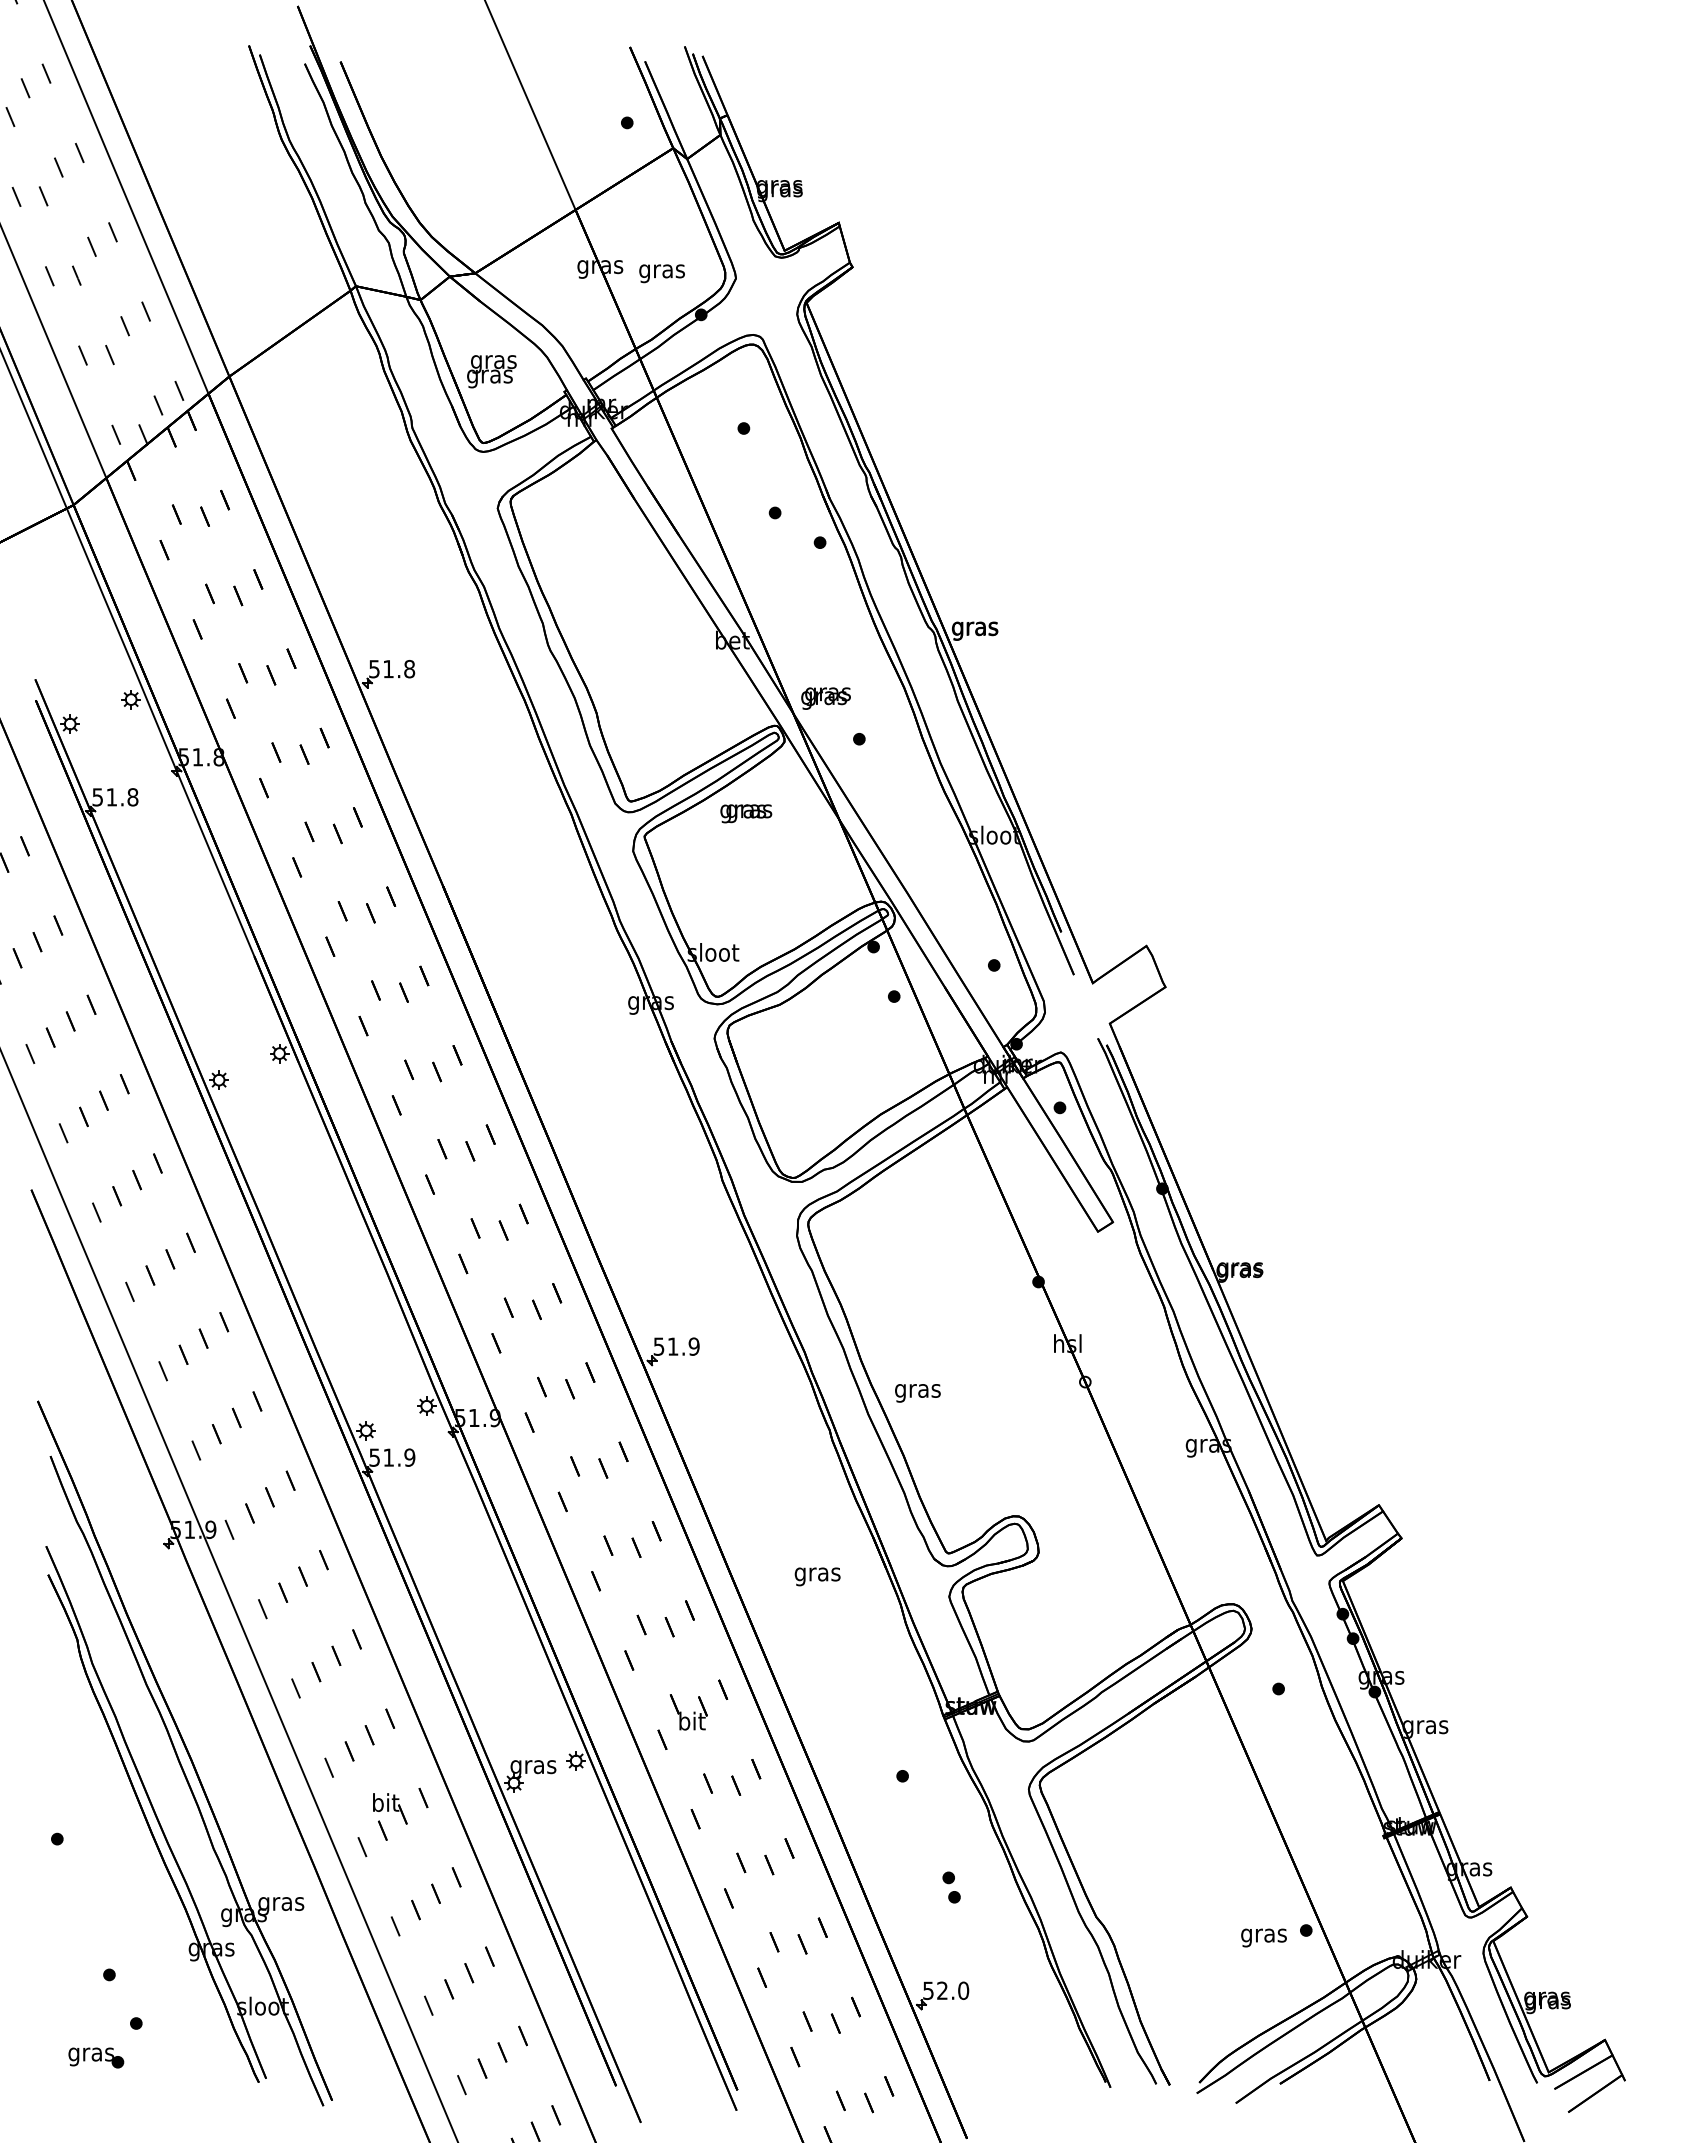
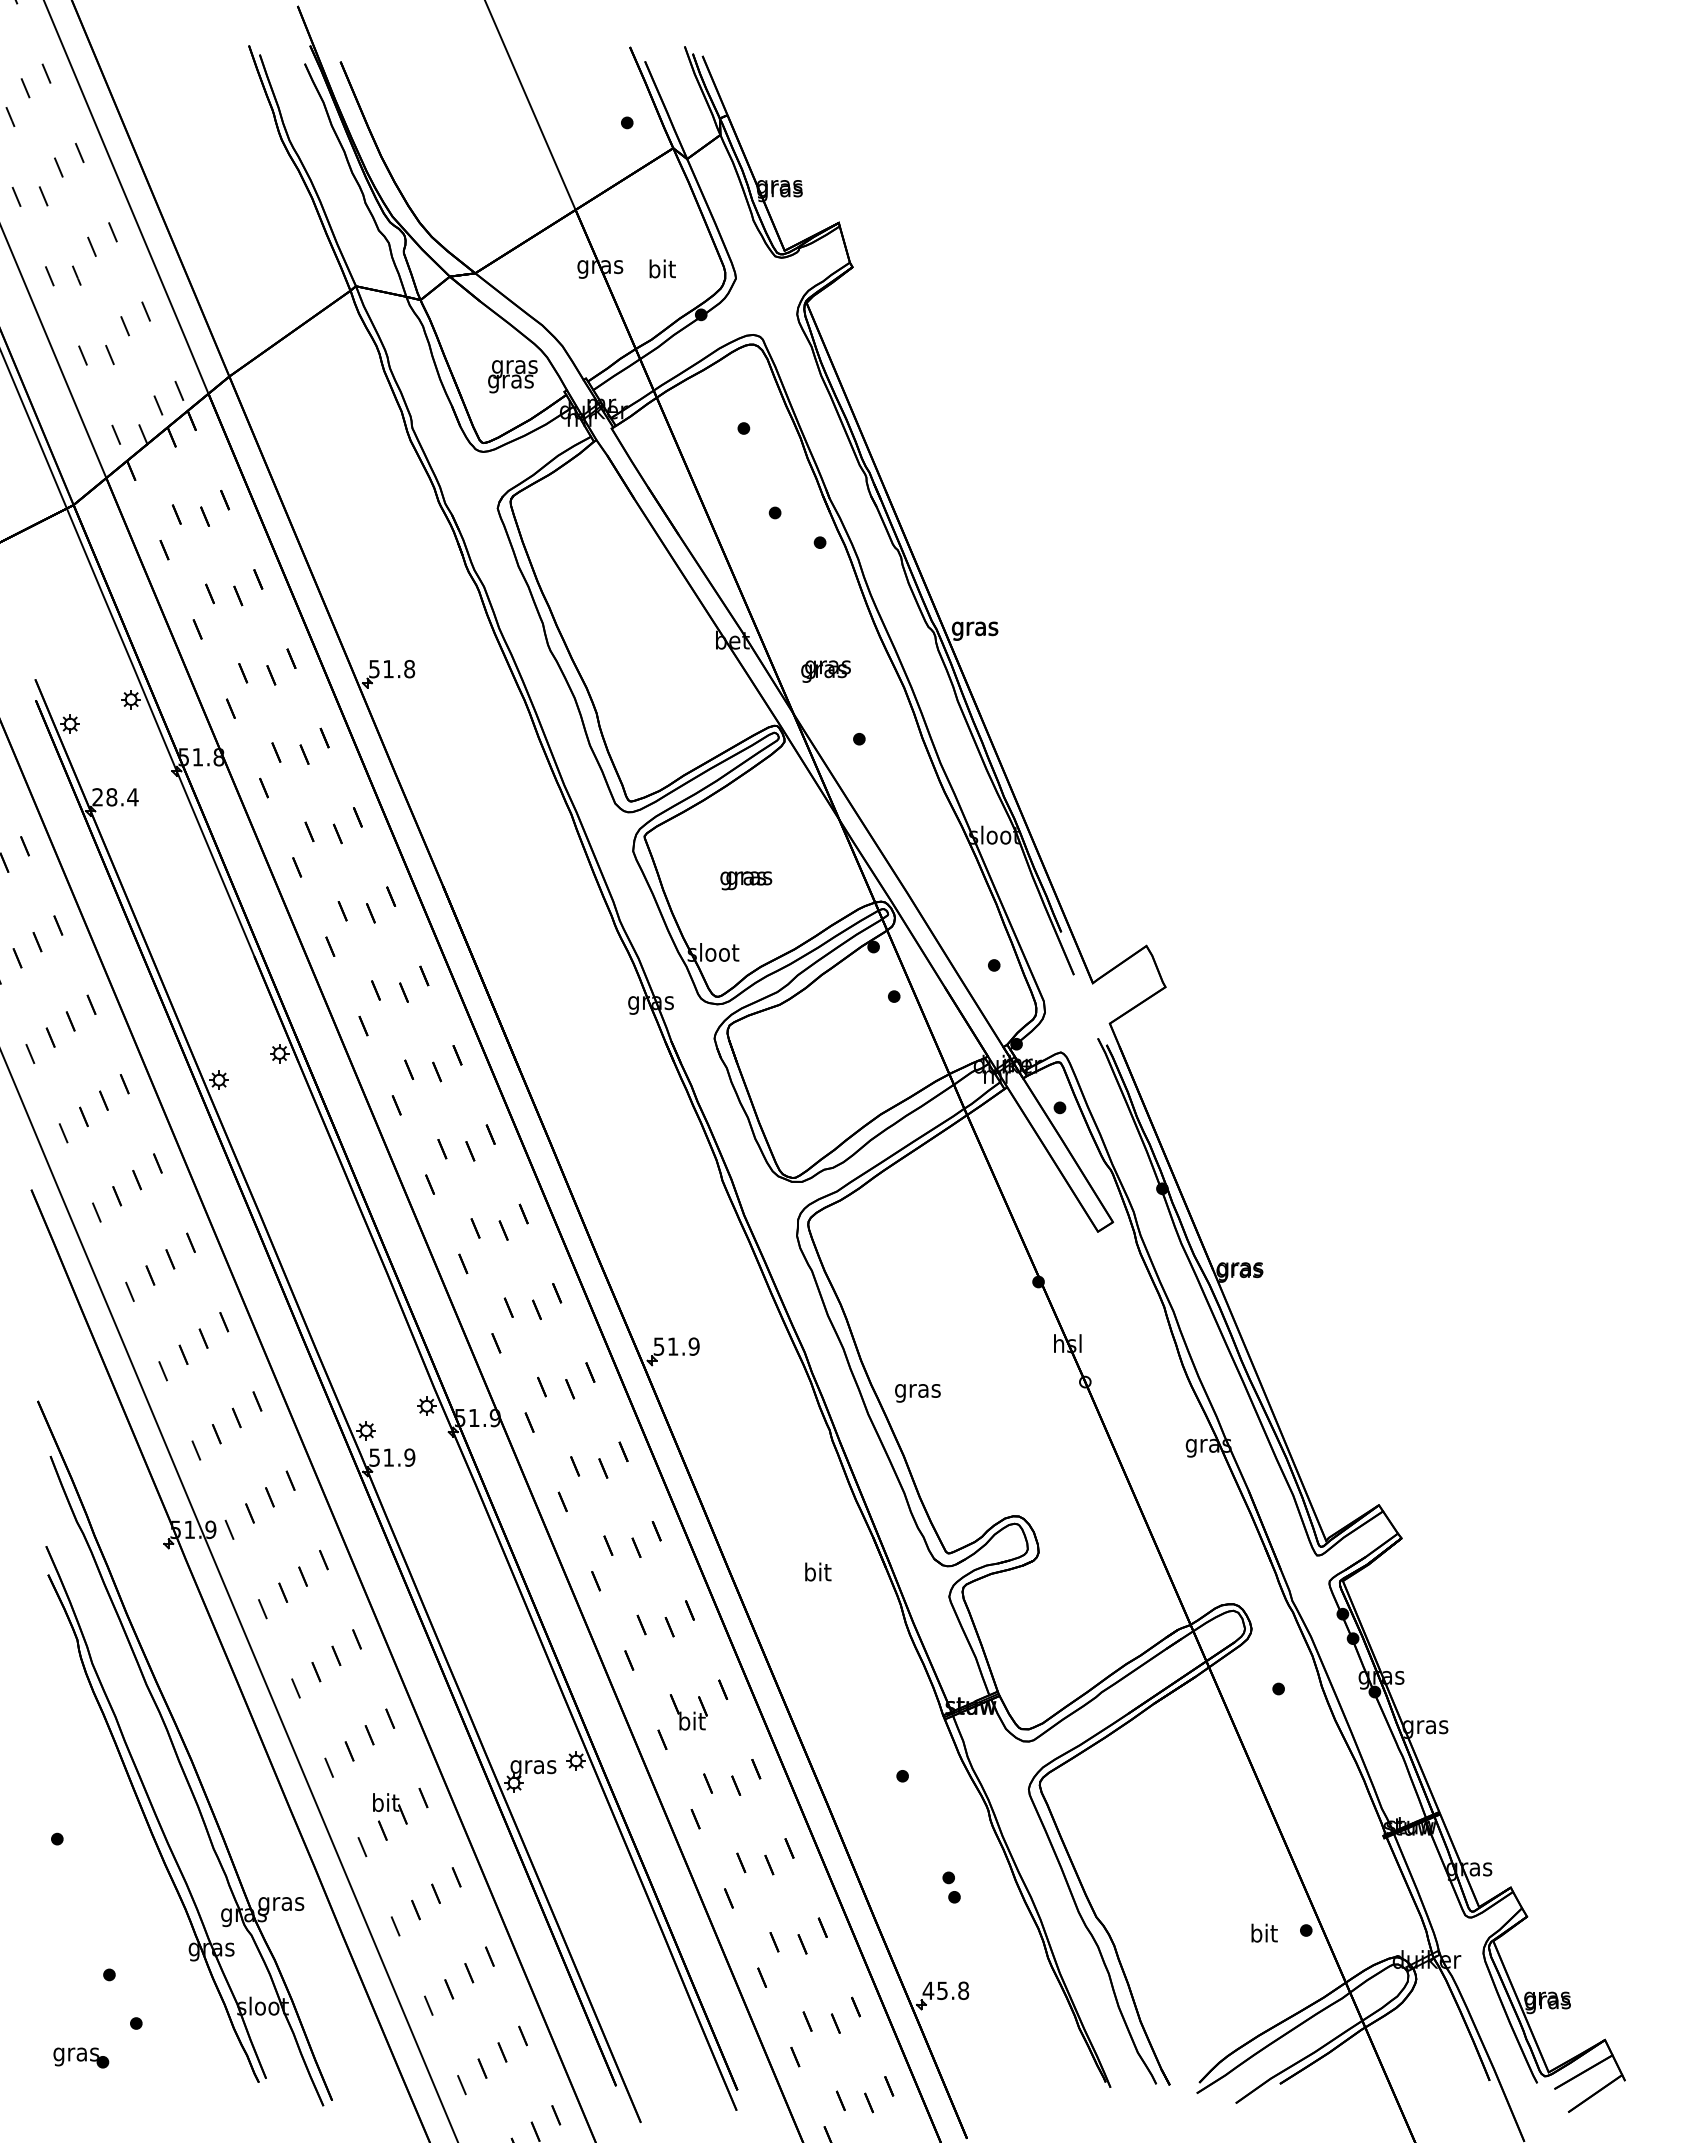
text: gras -> bit (661, 271)
text position: (491, 371) -> (512, 376) (512, 376)
text position: (825, 698) -> (825, 671) (825, 671)
text: 51.8 -> 28.4 (115, 797)
text position: (746, 813) -> (746, 880) (746, 880)
text: gras -> bit (817, 1574)
text: gras -> bit (1263, 1935)
text: 52.0 -> 45.8 (945, 1990)
part position: (96, 2057) -> (81, 2057) (81, 2057)
